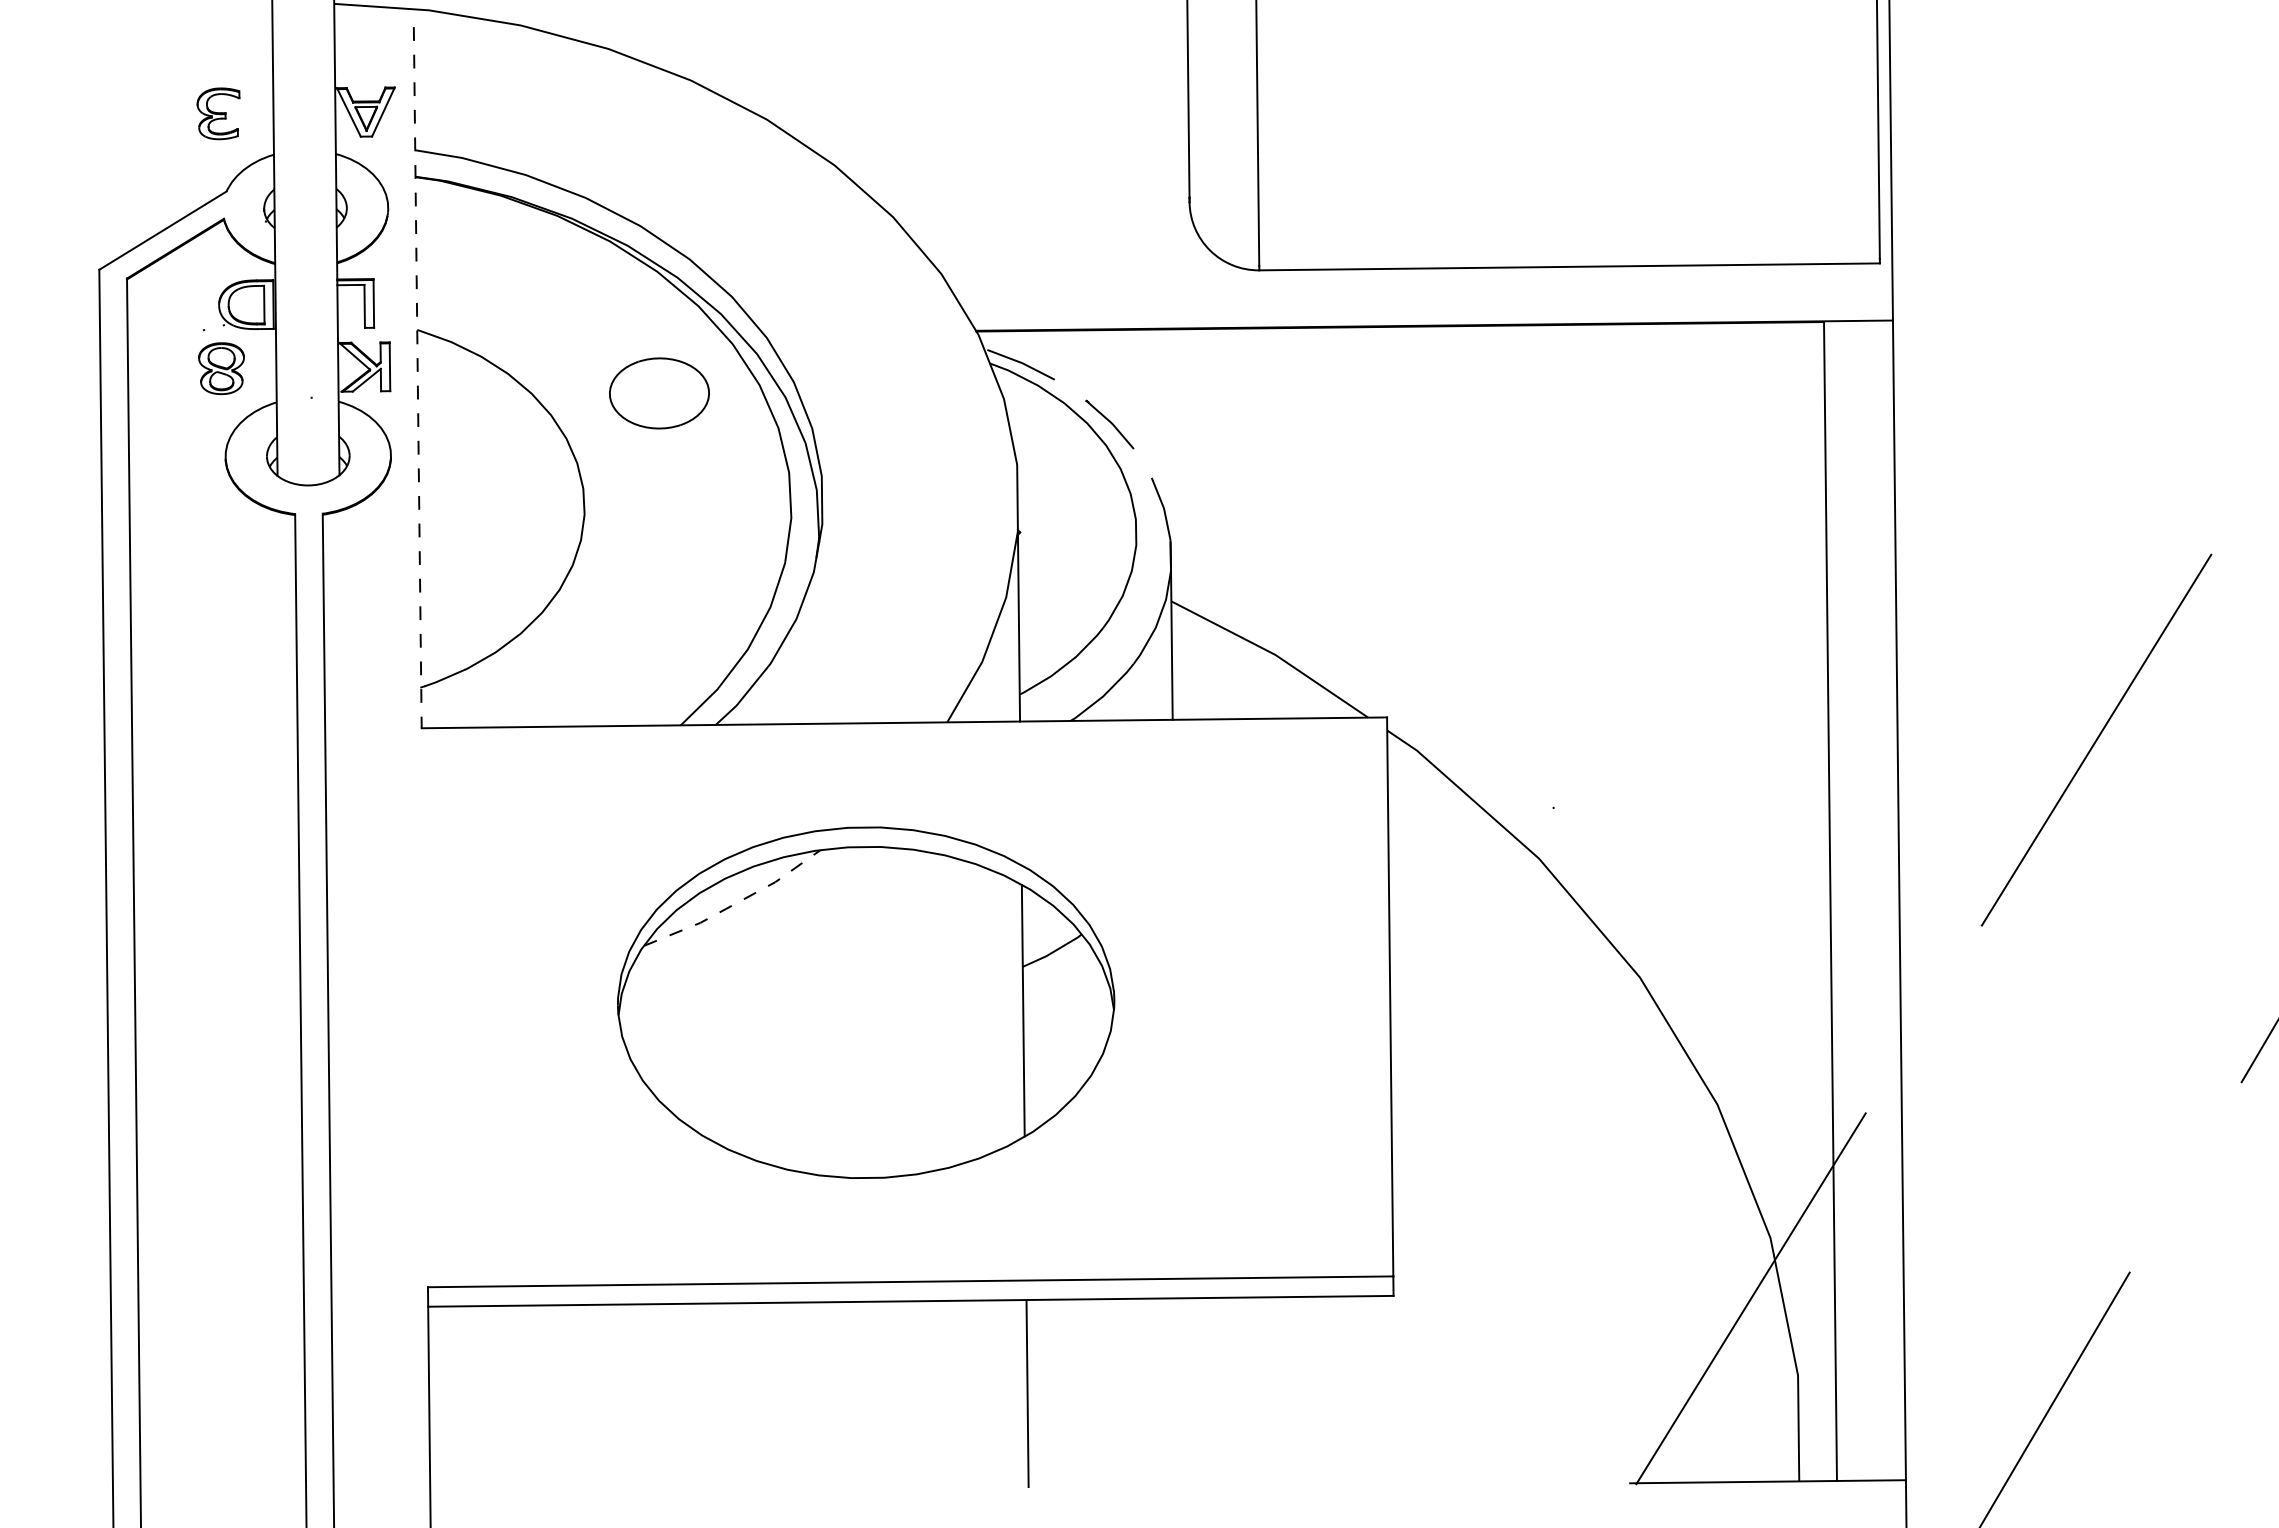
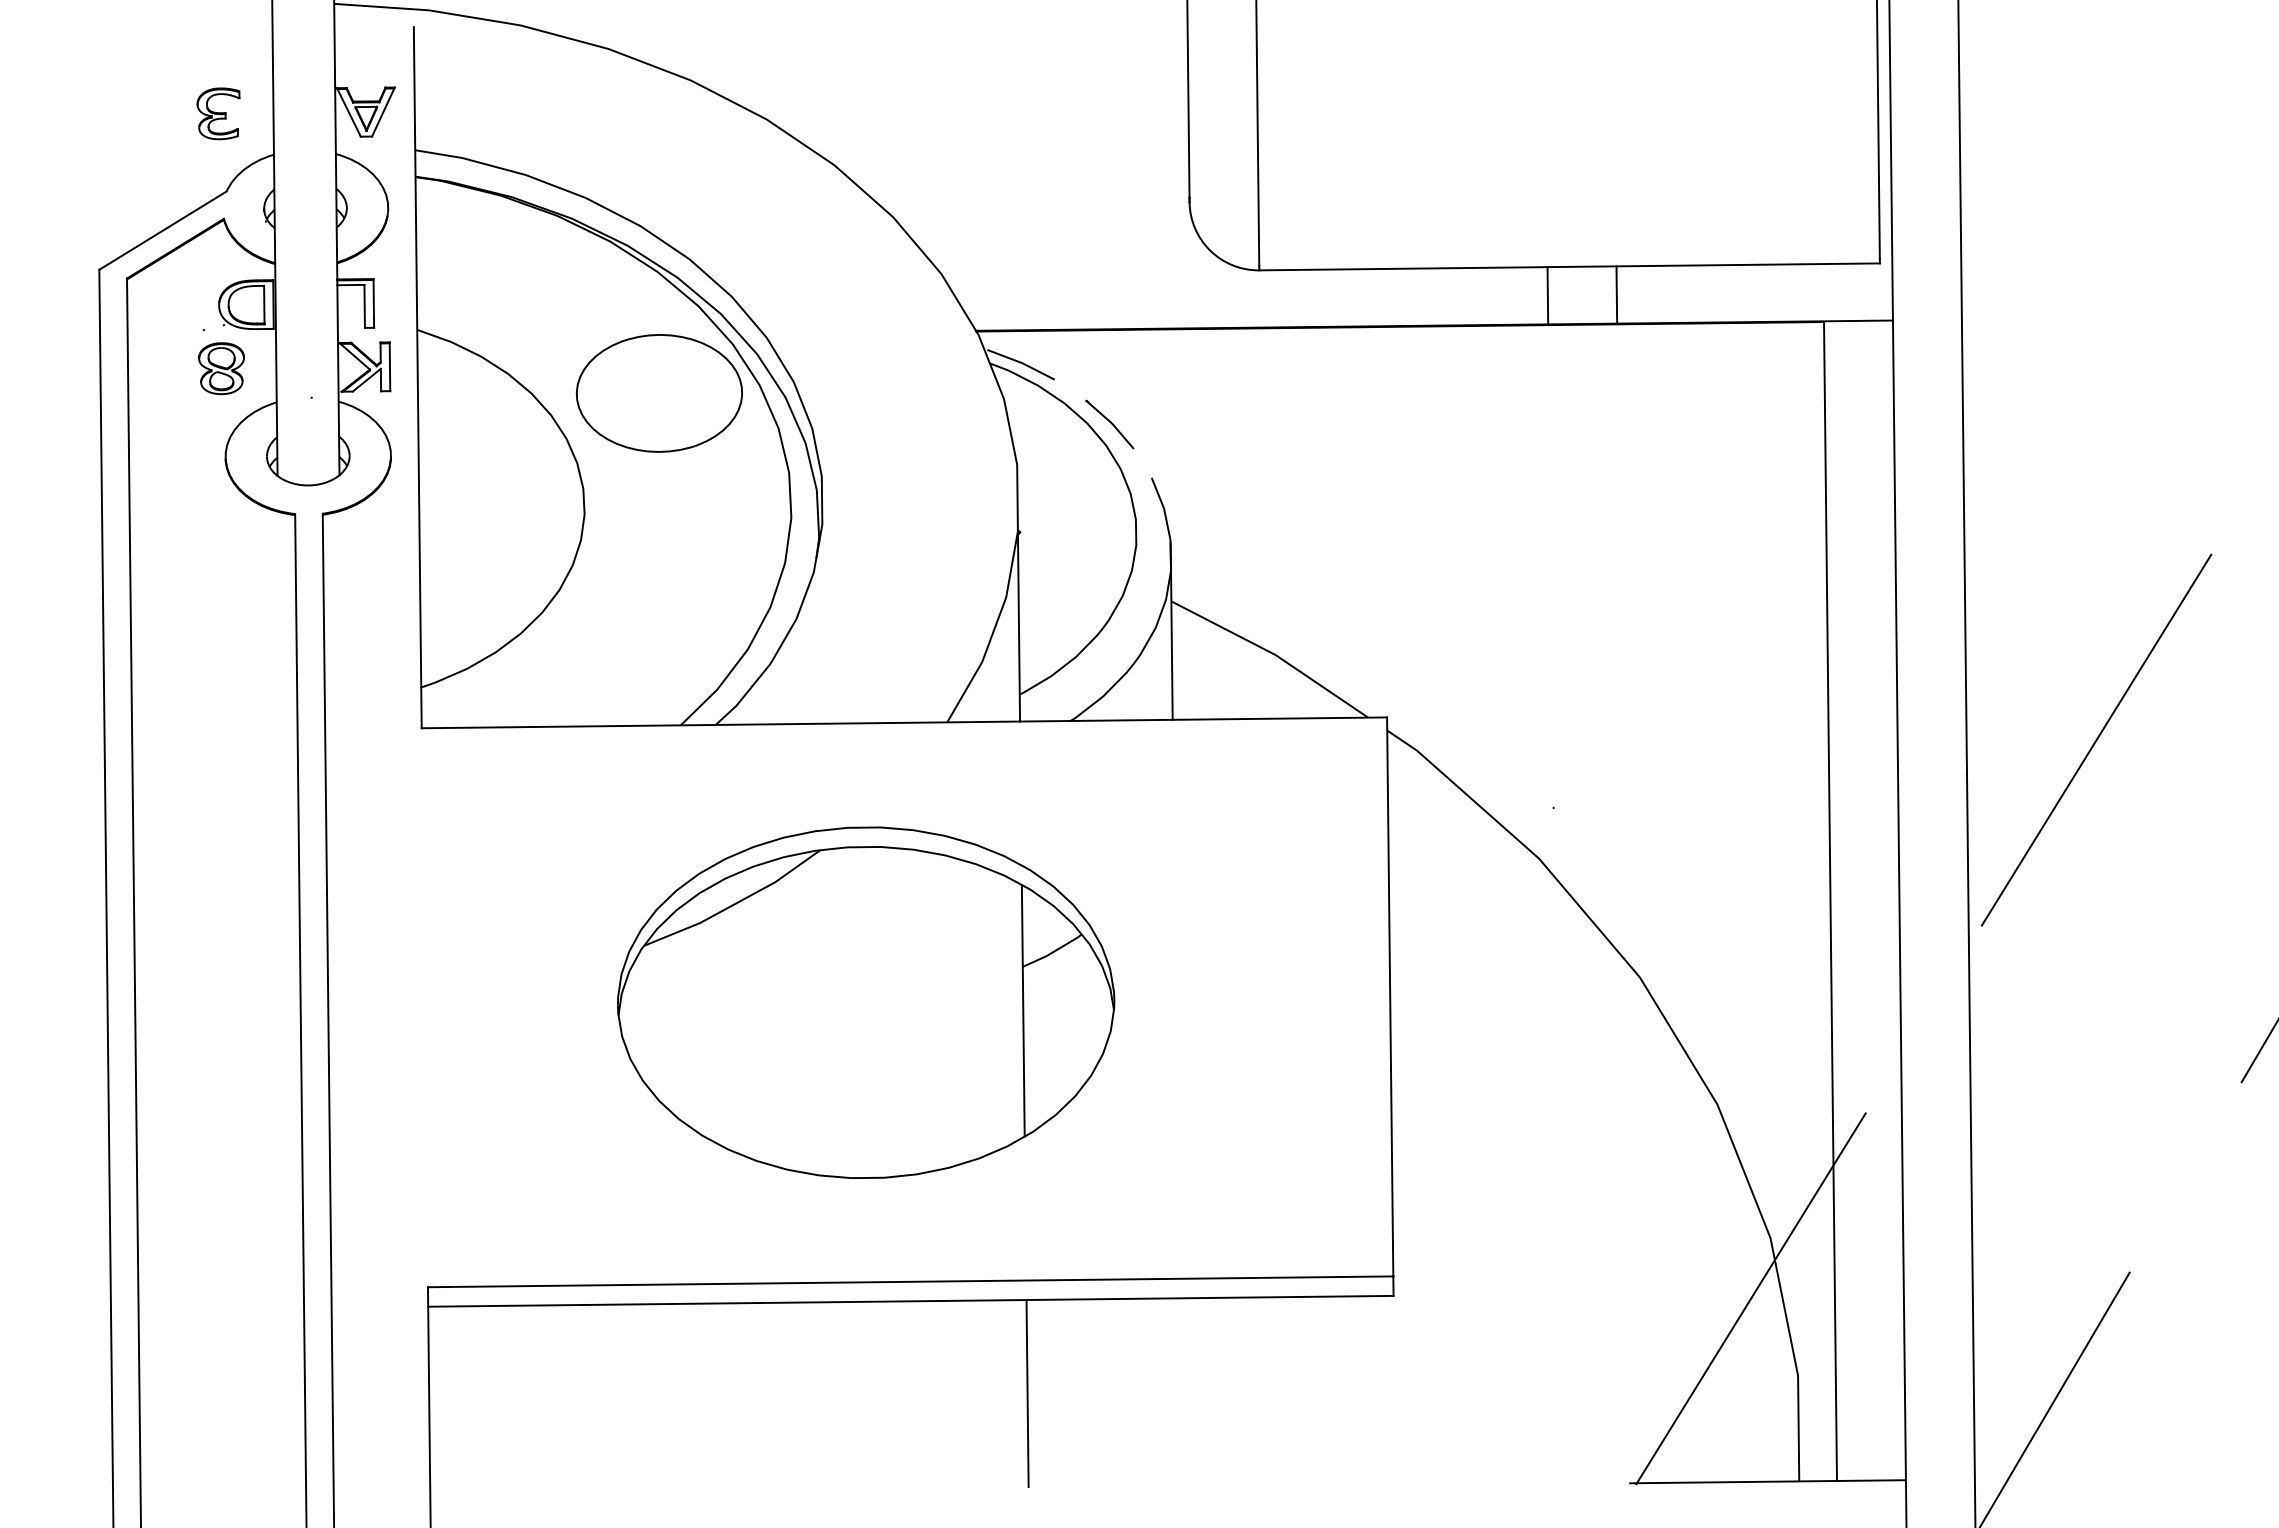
line: none -> present (1616, 294)
line: none -> present (1547, 295)
line: dashed -> solid (417, 377)
part size: 101x73 px -> 169x119 px (659, 393)
line: none -> present (1966, 763)
line: dashed -> solid (736, 903)
